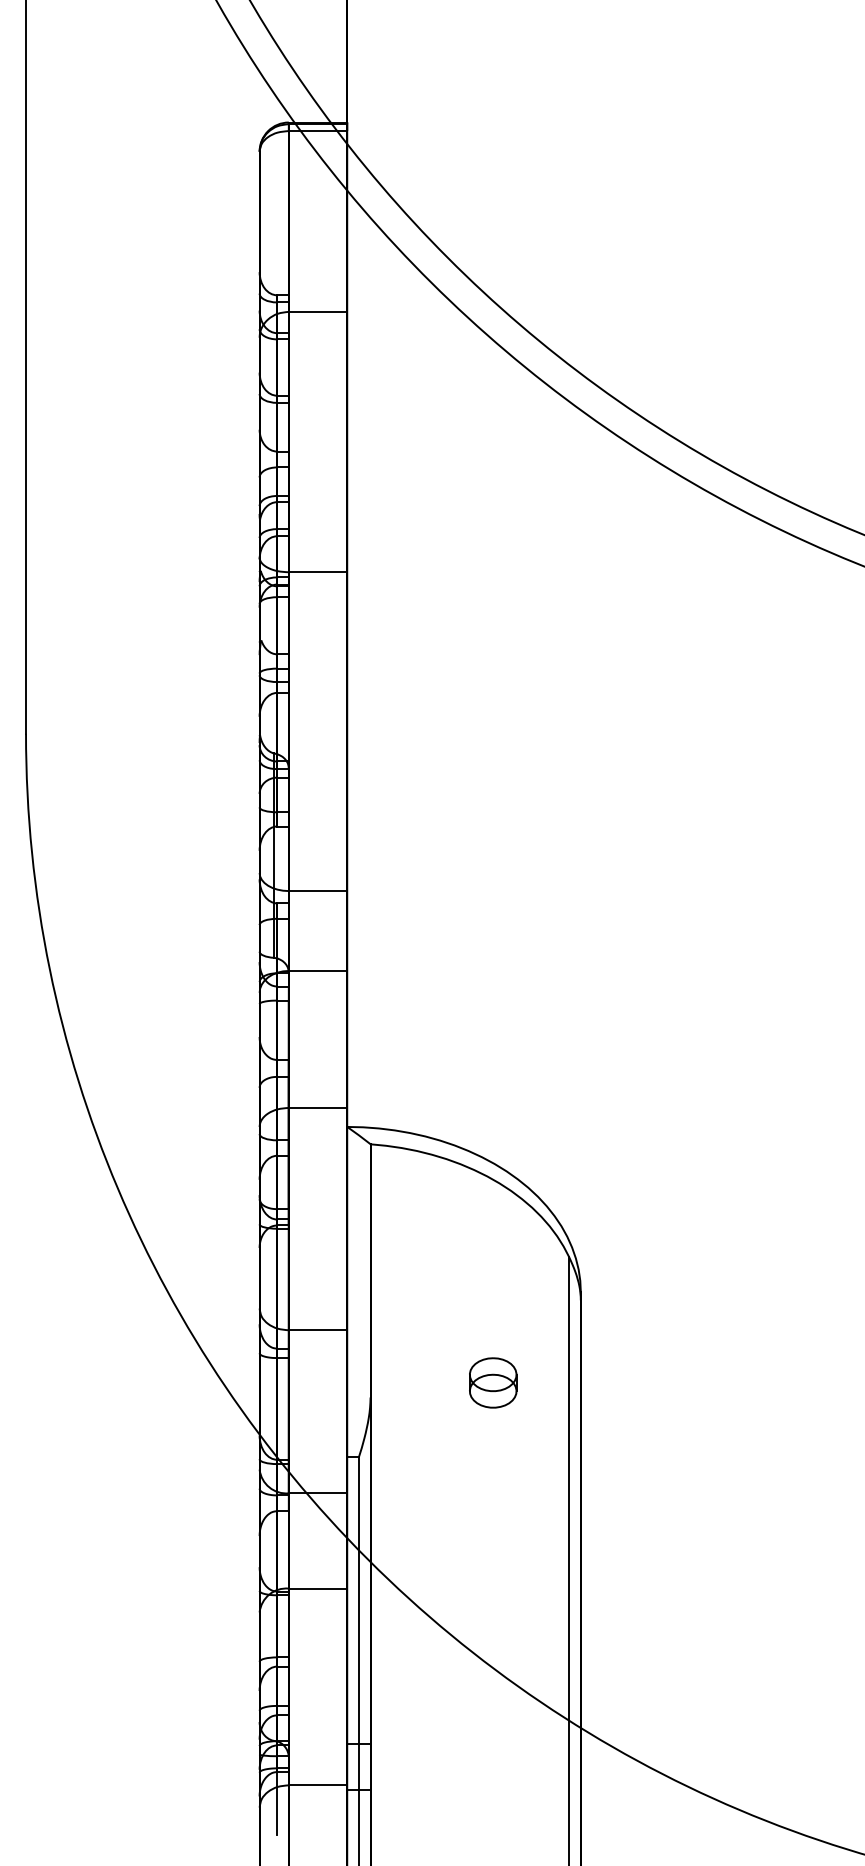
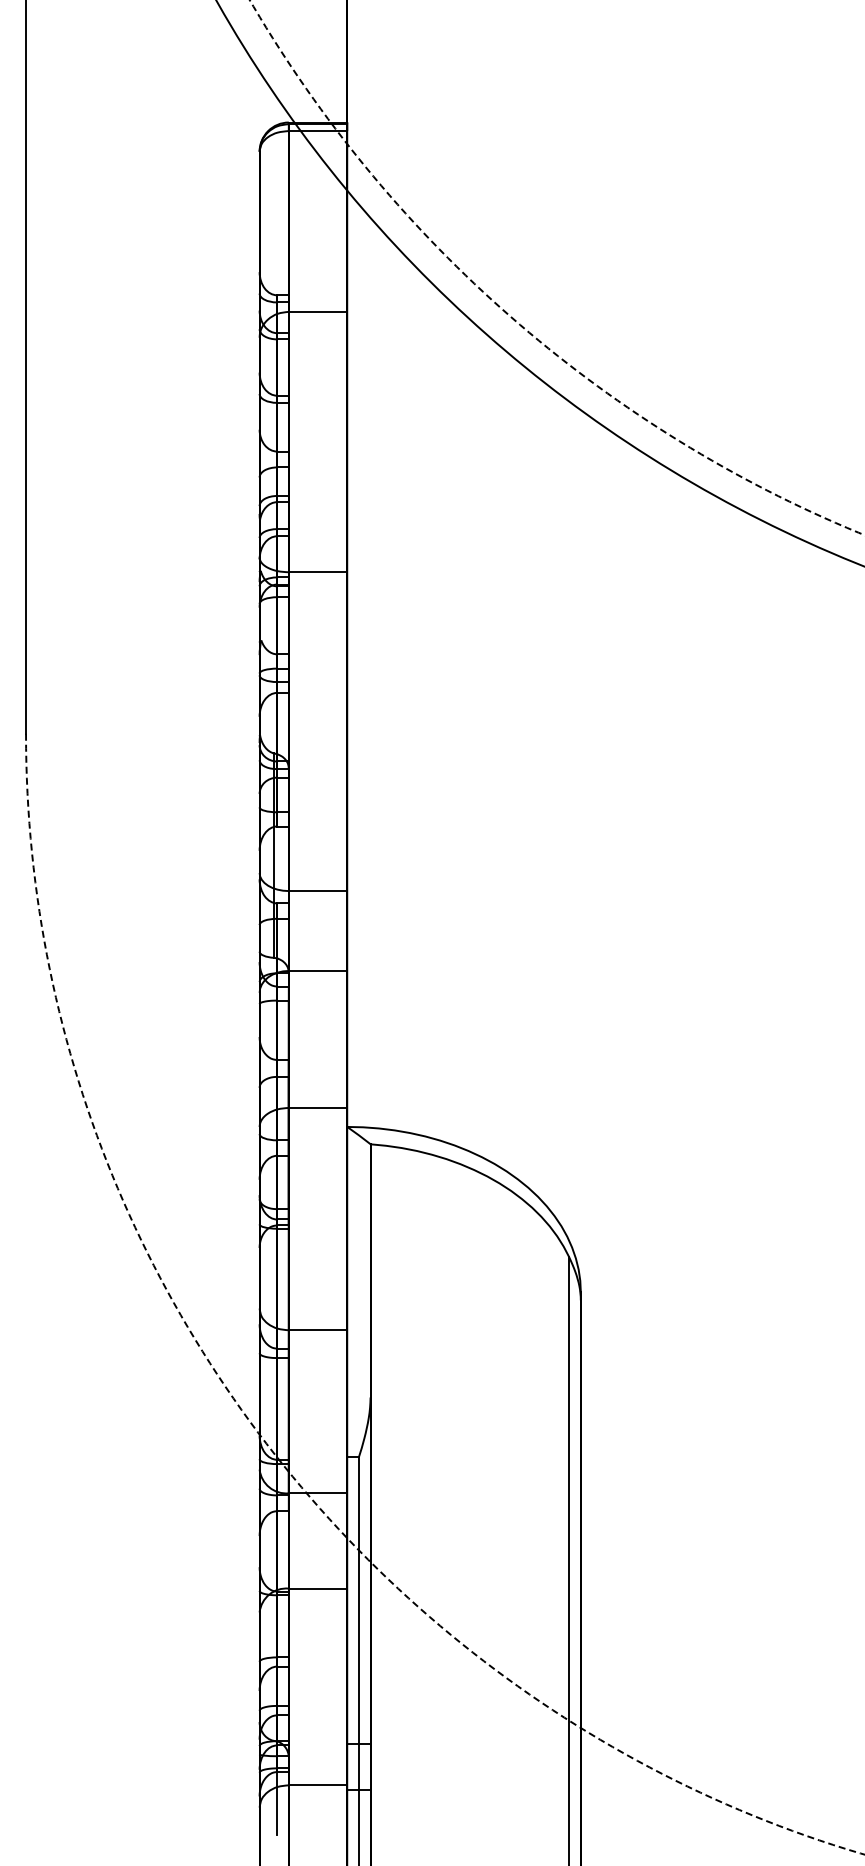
arc: solid -> dashed (512, 318)
part: present -> none (493, 1382)
arc: solid -> dashed (261, 1436)
